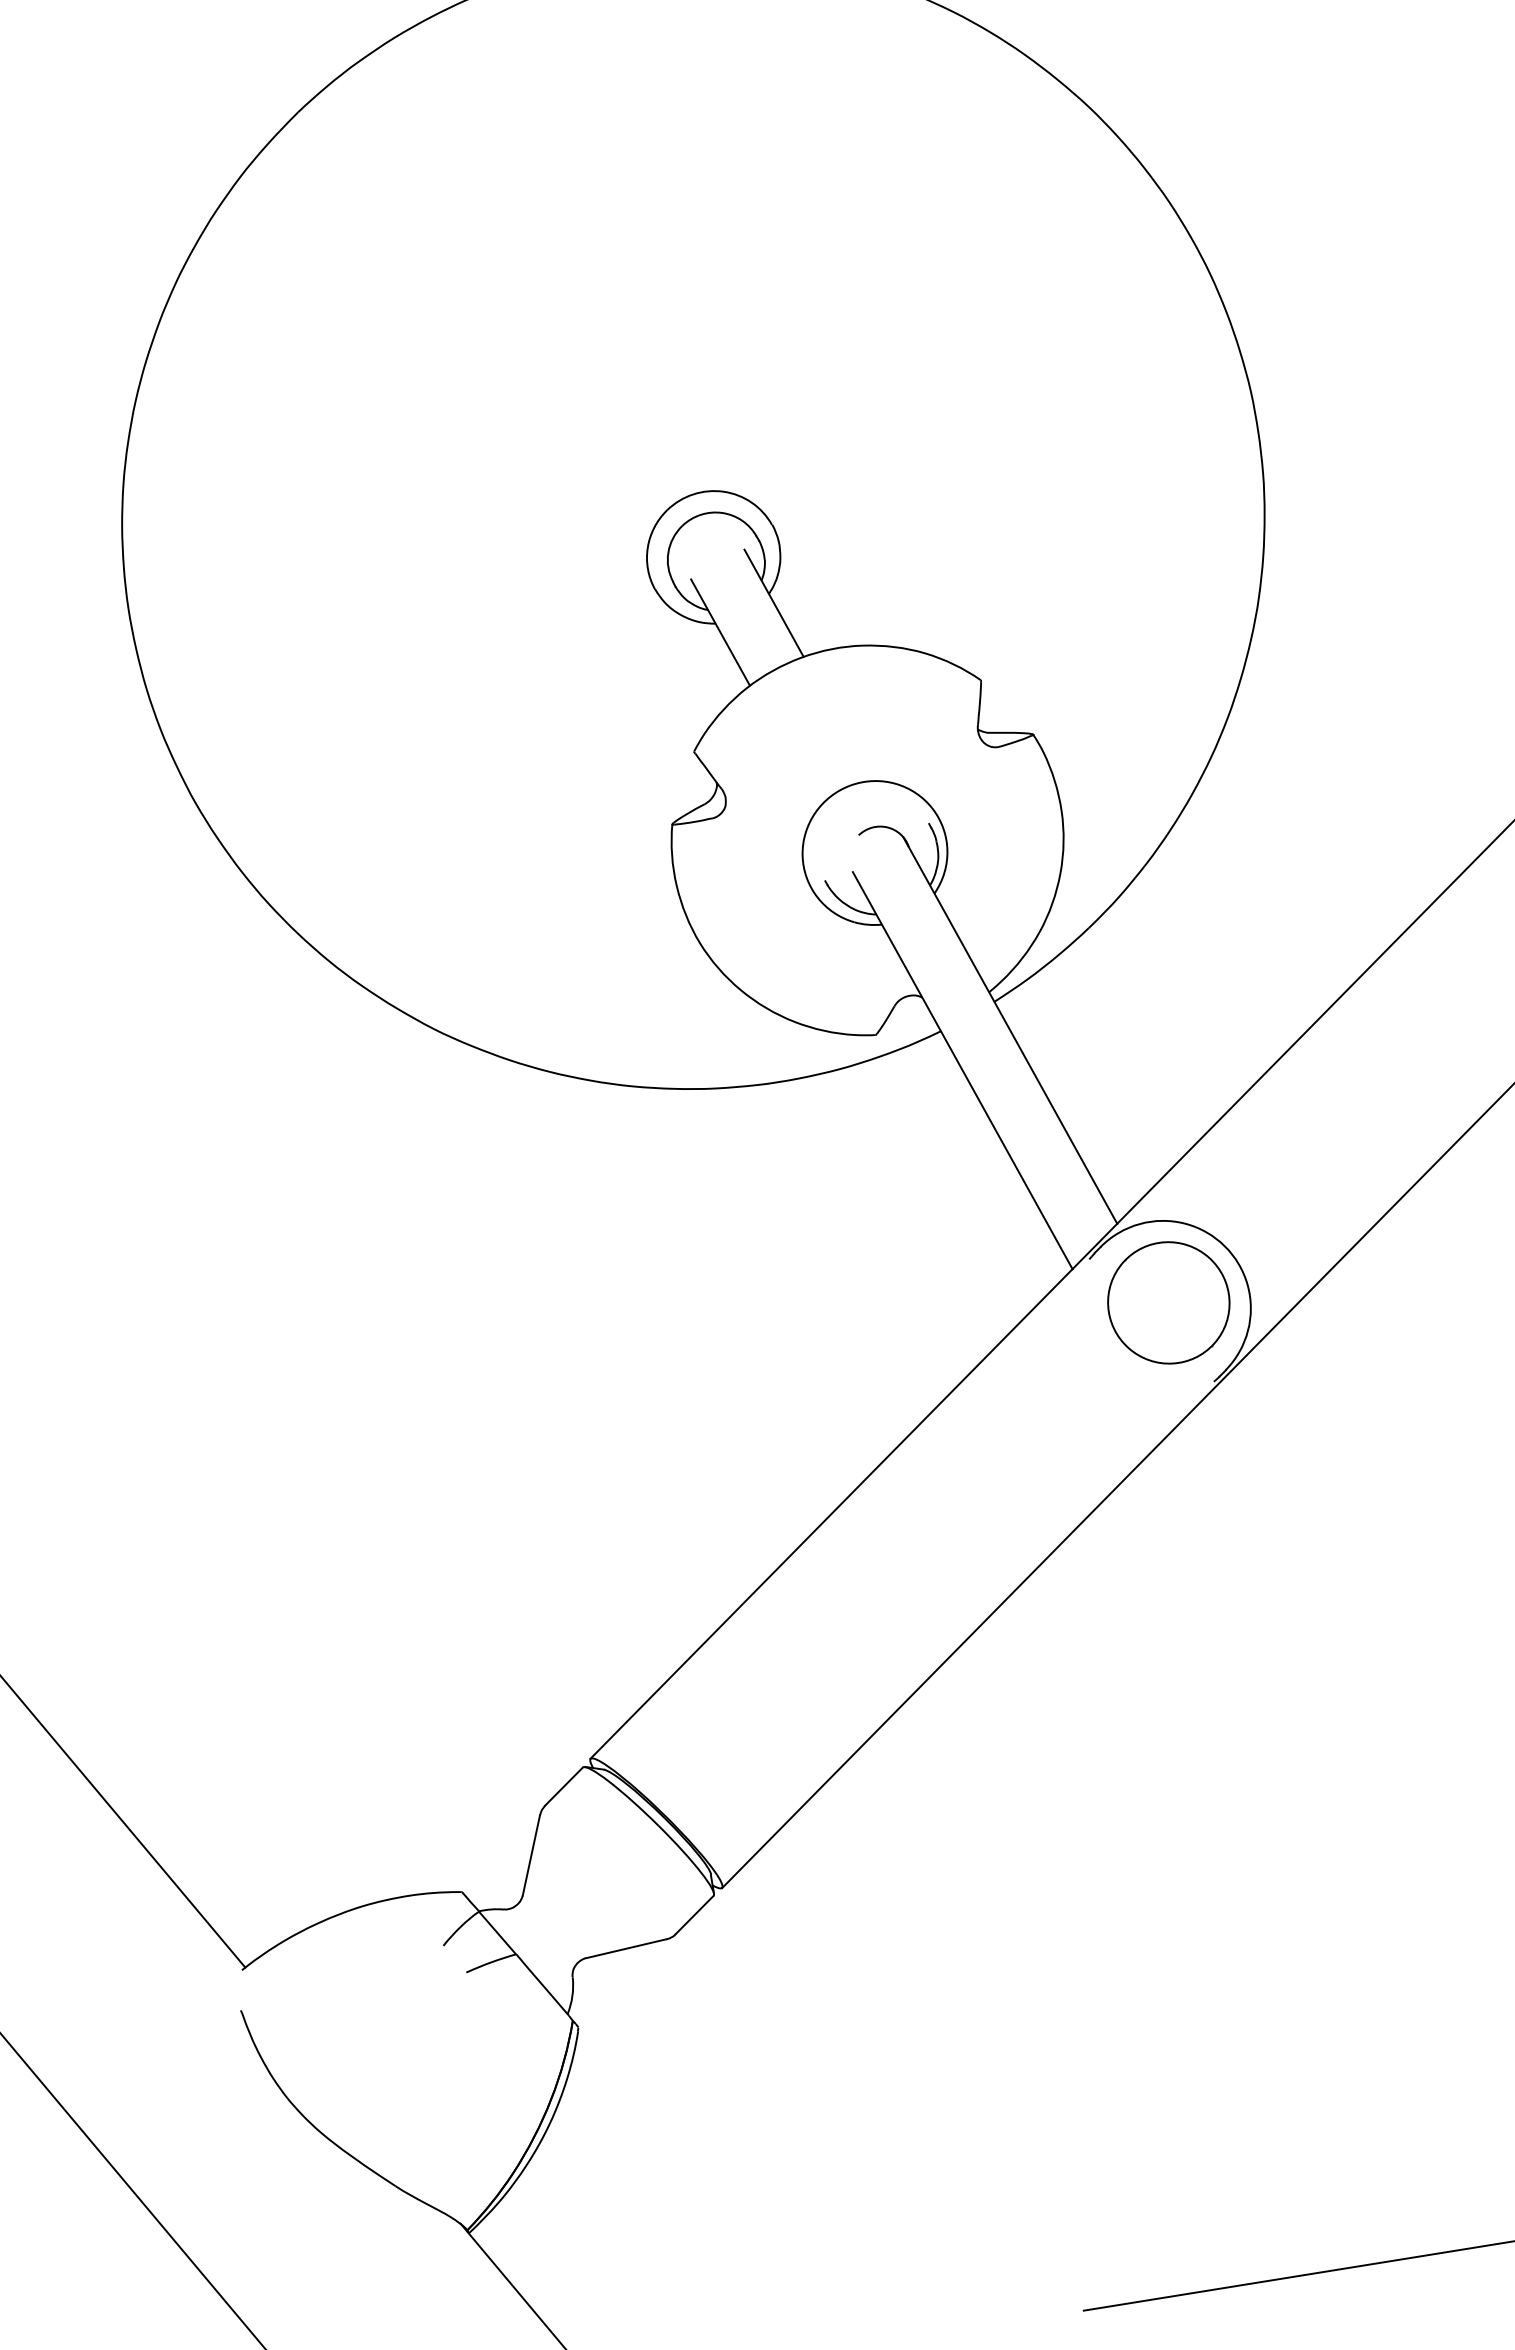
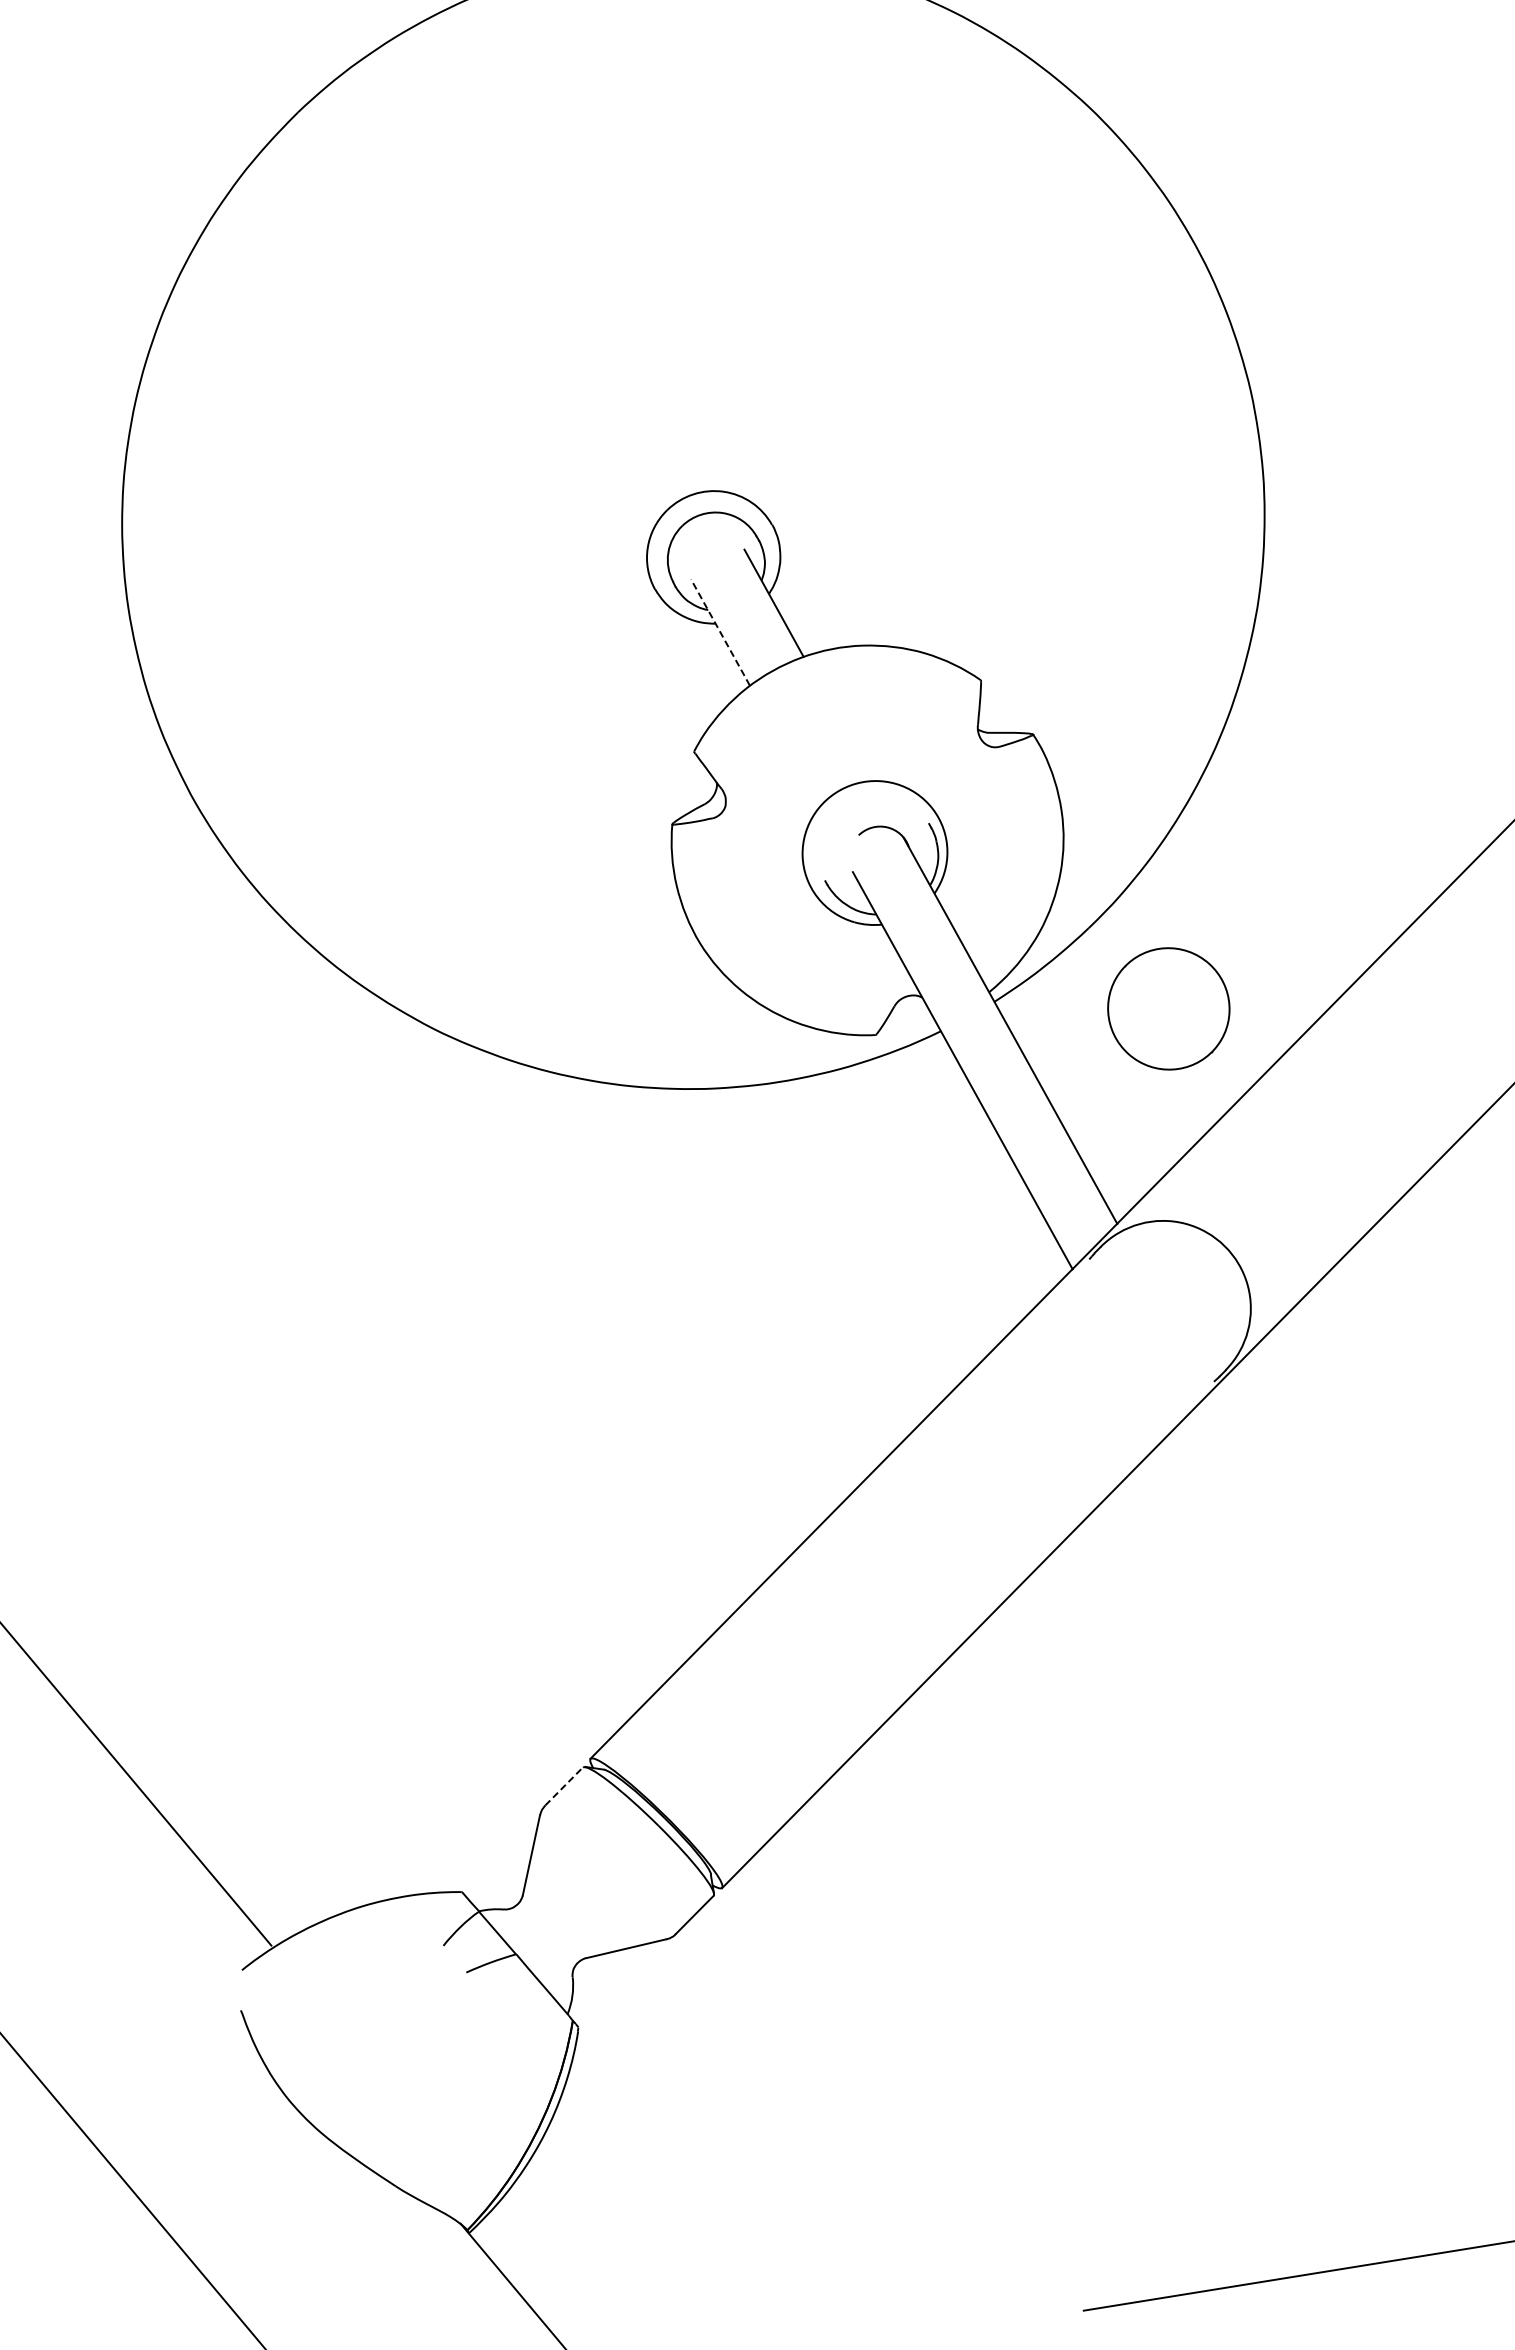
line: solid -> dashed (720, 632)
part position: (1168, 1302) -> (1168, 1008) (1168, 1008)
line: solid -> dashed (564, 1786)
line position: (123, 1822) -> (136, 1784) (136, 1784)
